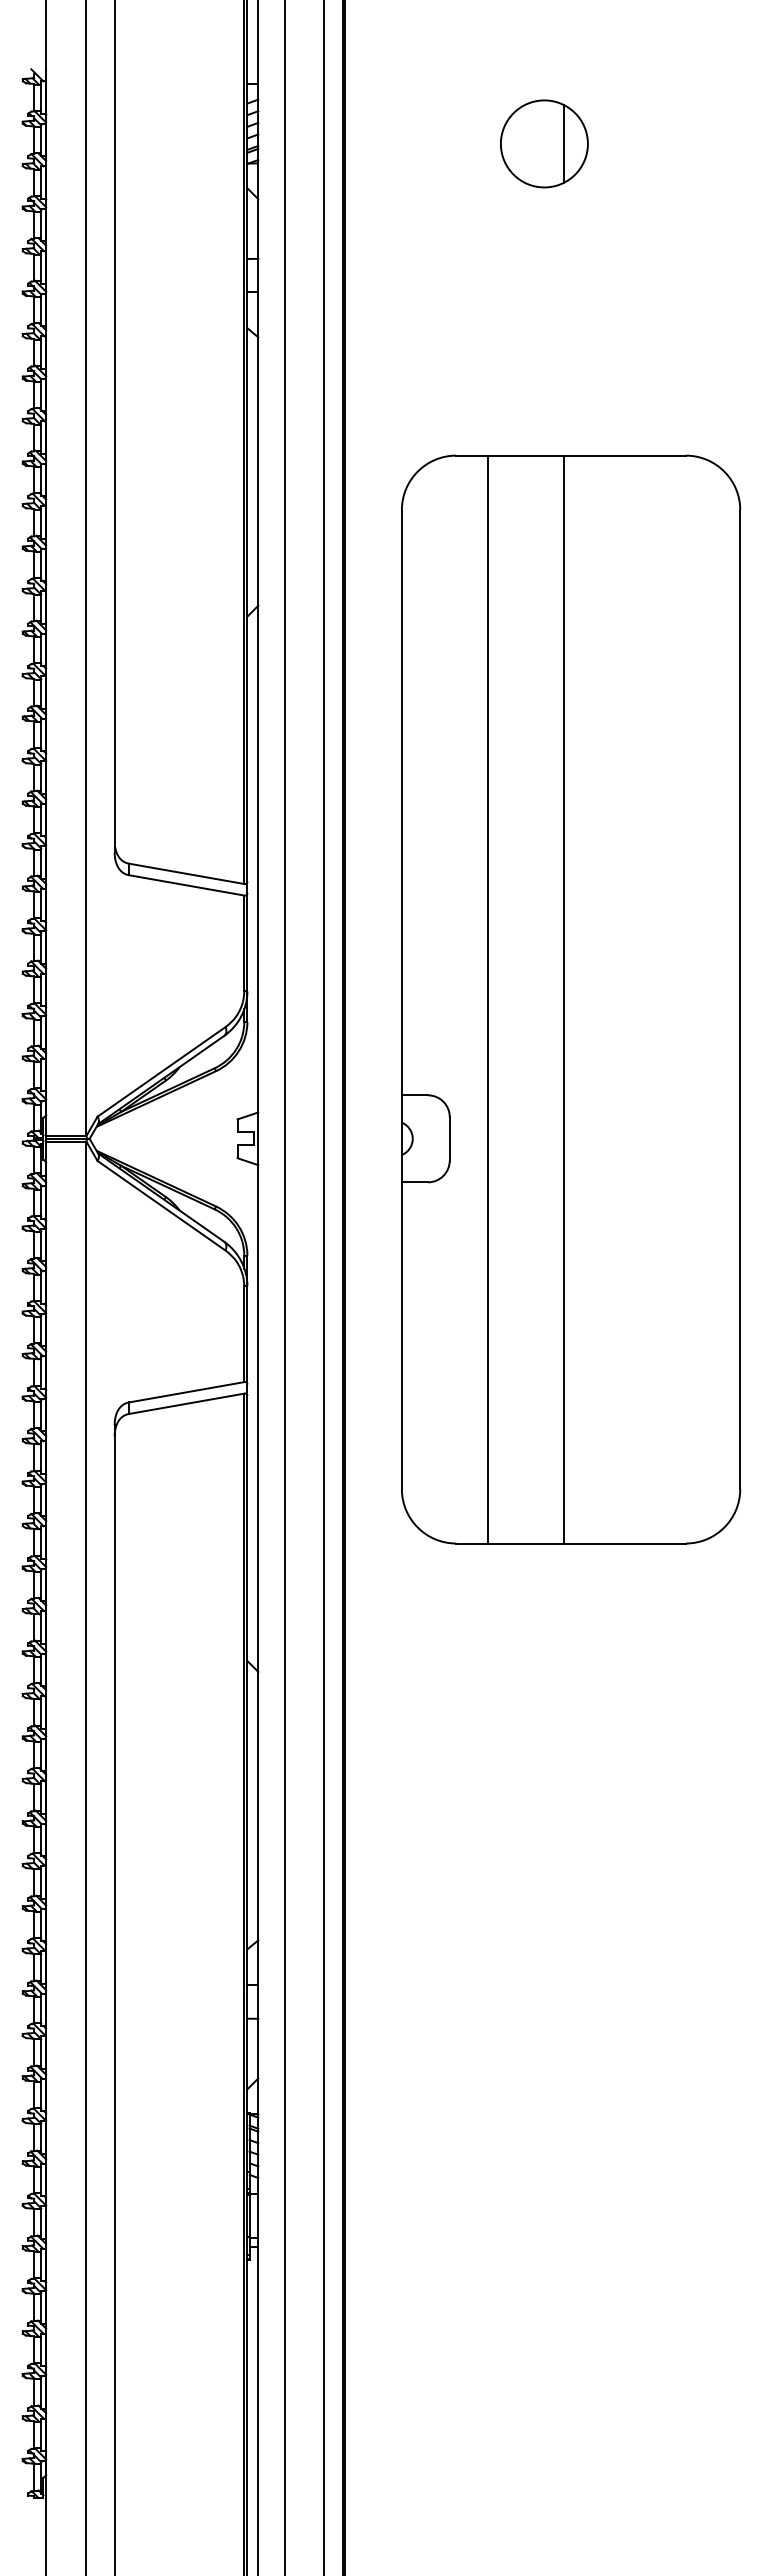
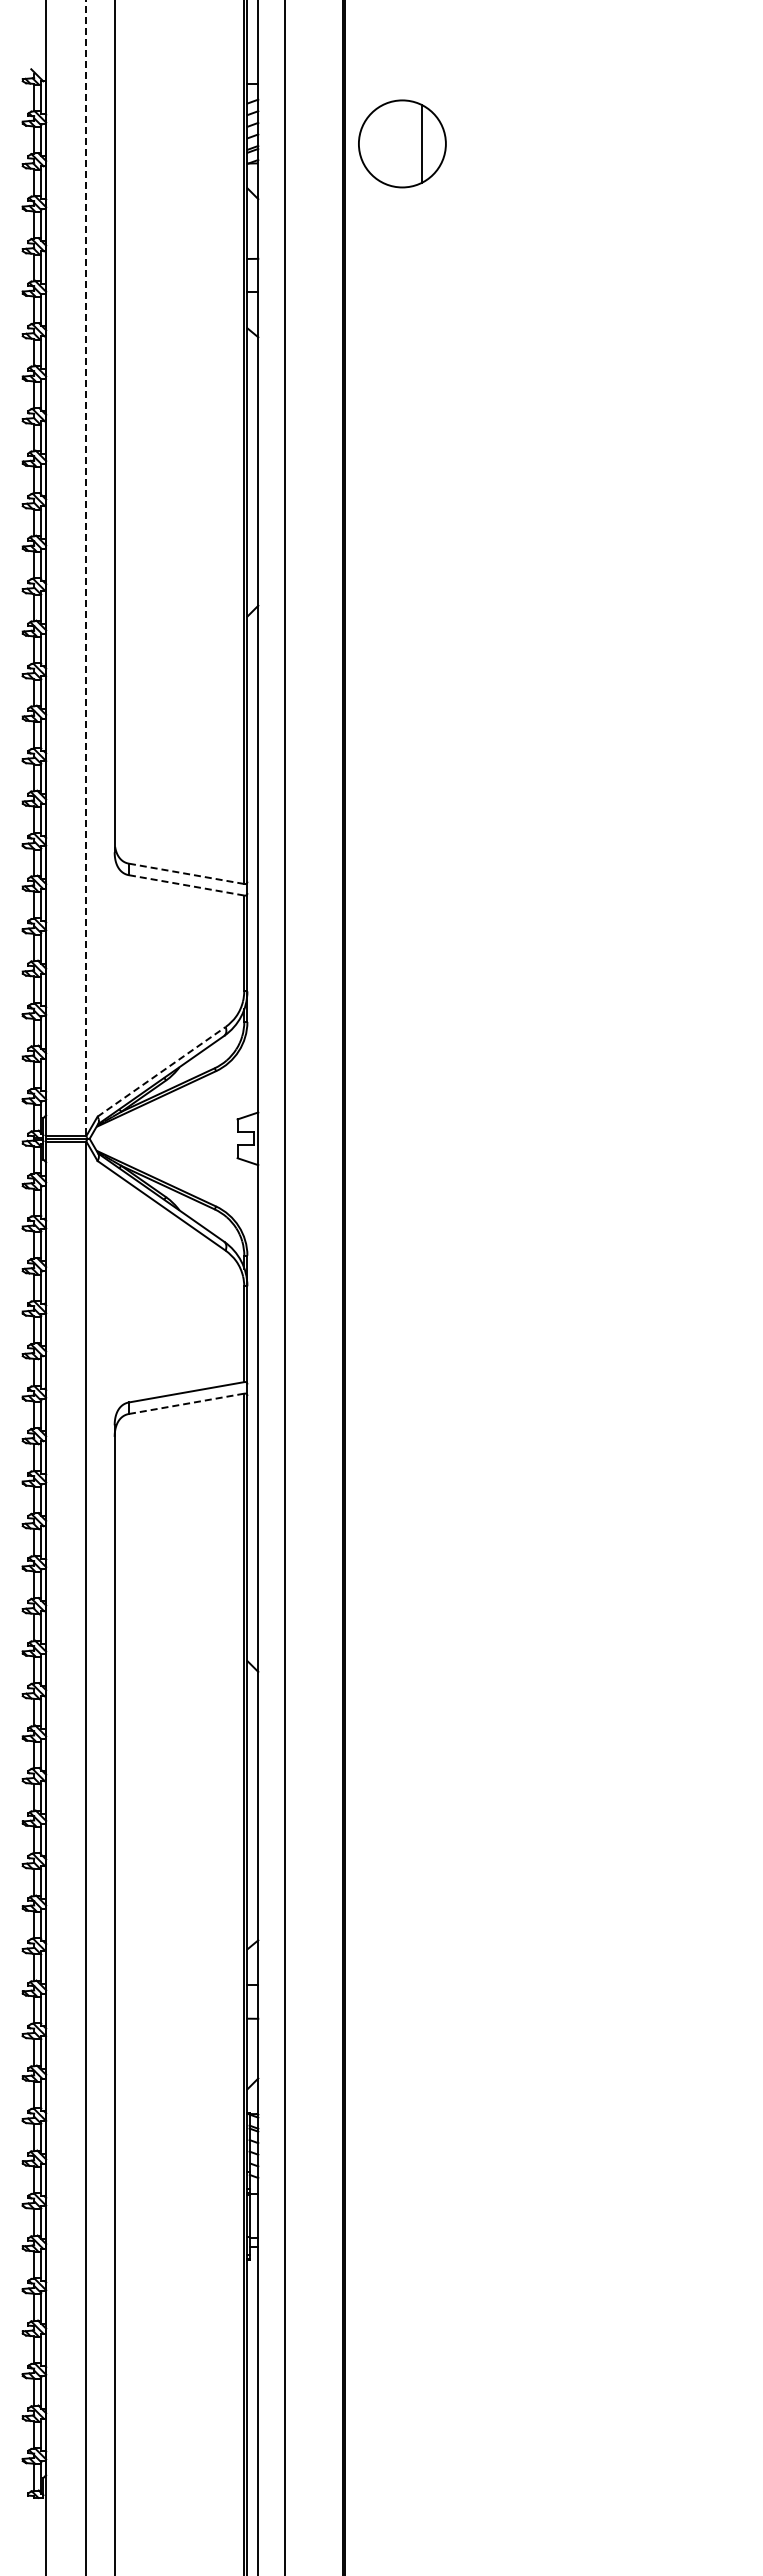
part position: (544, 143) -> (402, 143) (402, 143)
line: solid -> dashed (86, 568)
line: solid -> dashed (186, 873)
line: solid -> dashed (186, 885)
part: present -> none (571, 999)
line: solid -> dashed (162, 1071)
line: present -> none (323, 1287)
line: solid -> dashed (186, 1403)
